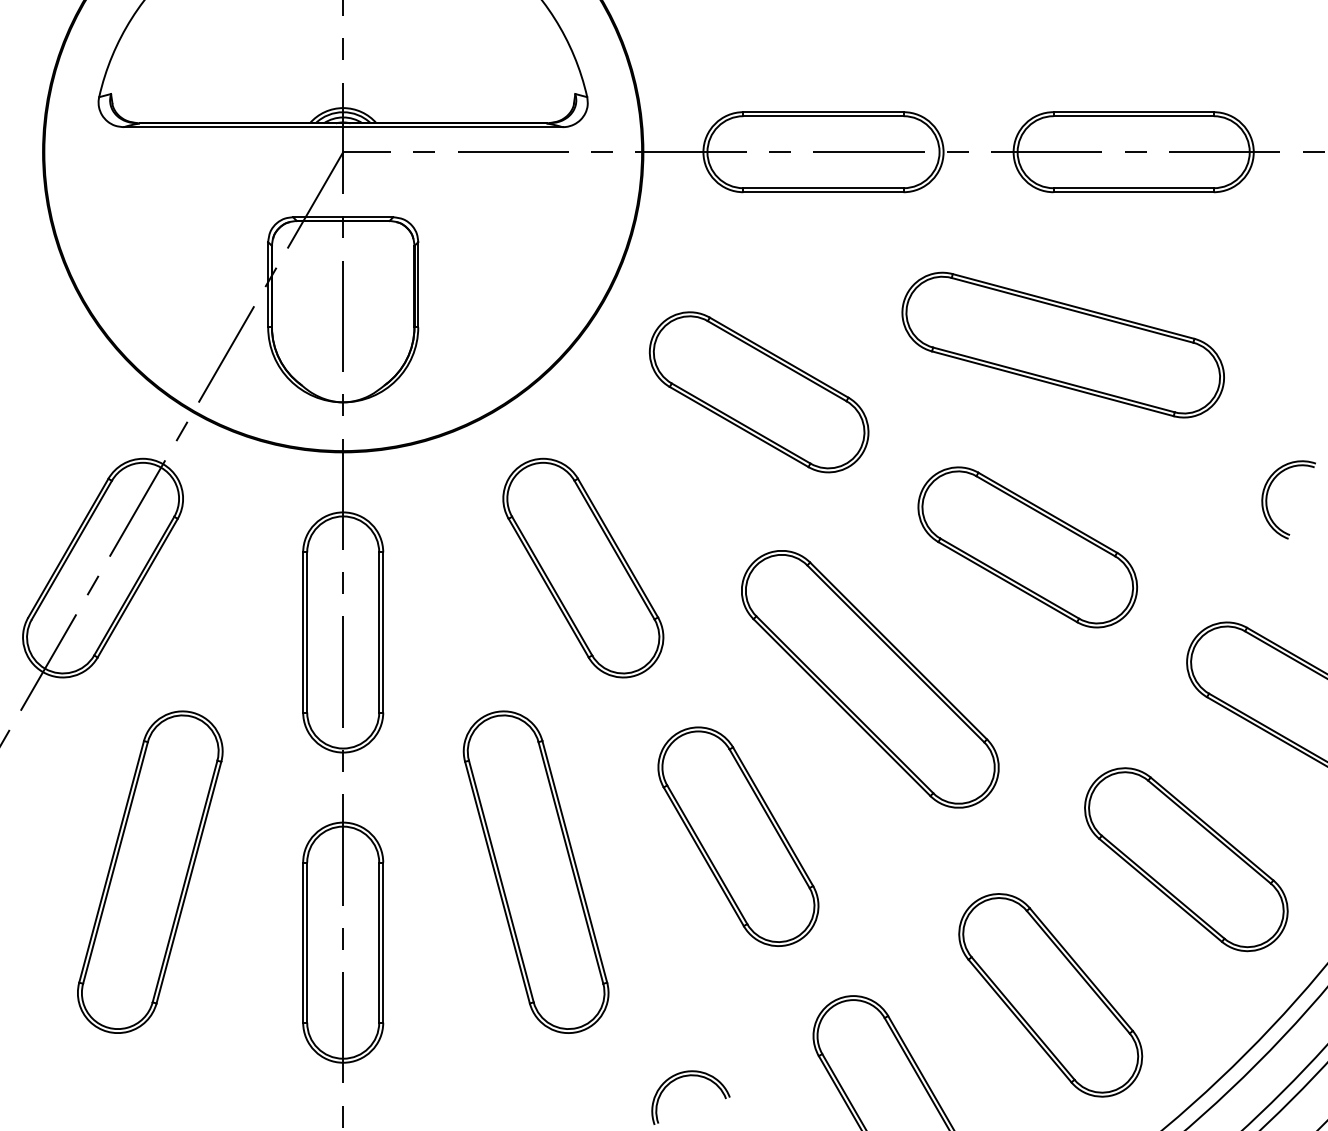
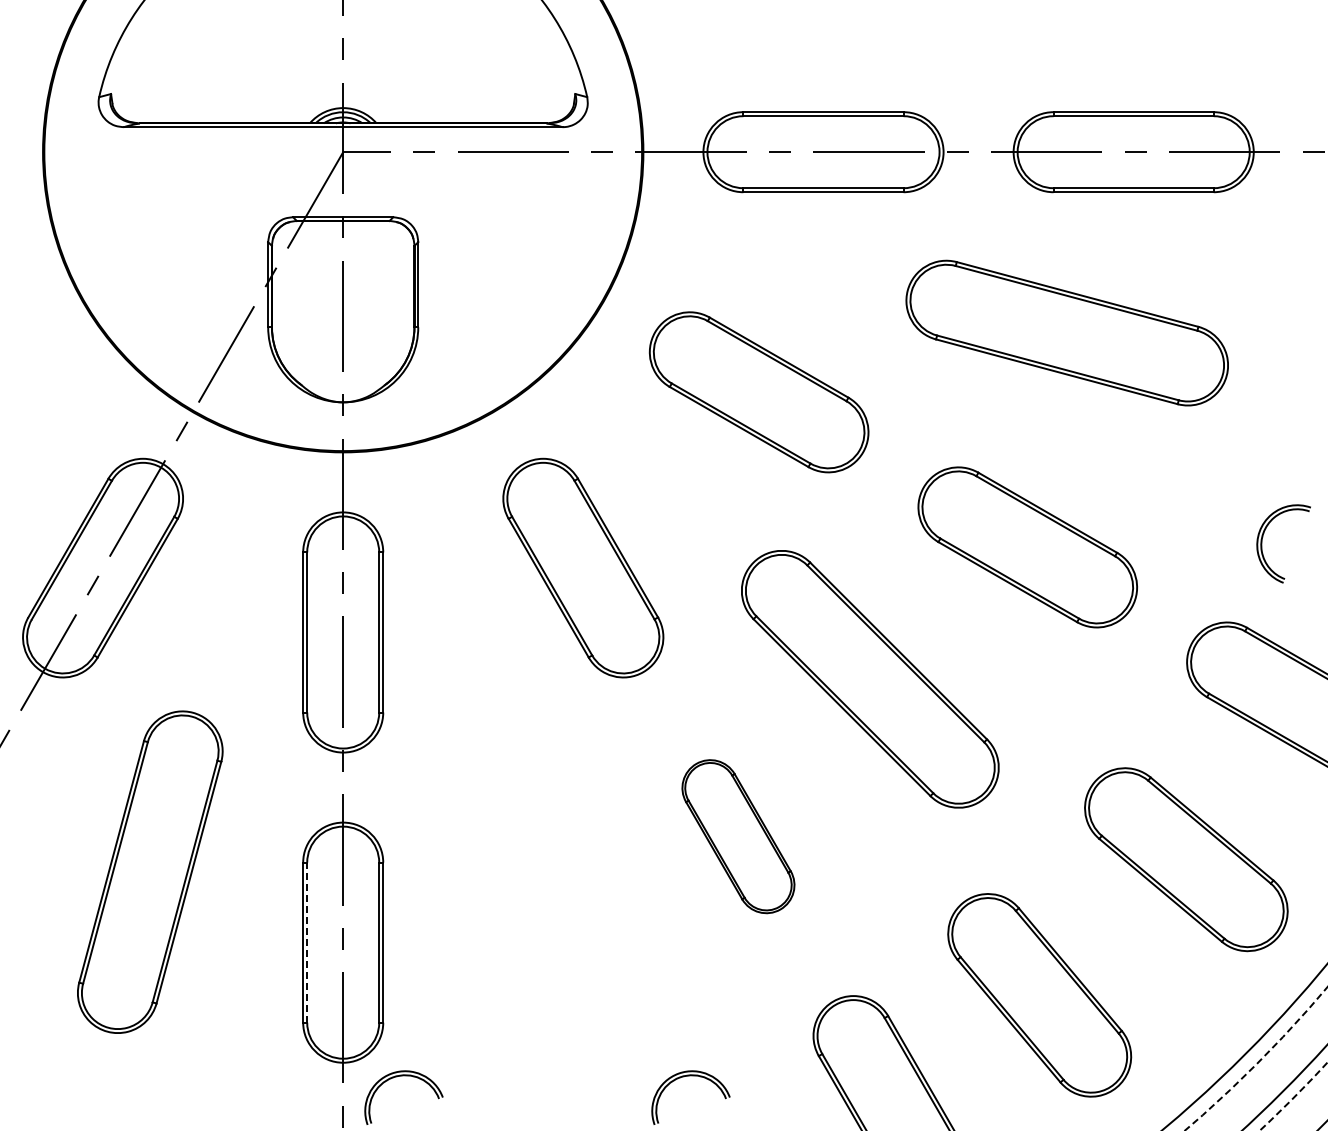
part position: (1062, 344) -> (1066, 332) (1066, 332)
part position: (1268, 493) -> (1263, 537) (1263, 537)
part size: 163x221 px -> 115x156 px (738, 836)
part: present -> none (535, 871)
line: solid -> dashed (307, 942)
part position: (1050, 995) -> (1039, 995) (1039, 995)
arc: solid -> dashed (1259, 1061)
part: none -> present (403, 1076)
circle: solid -> dashed (1293, 1096)
